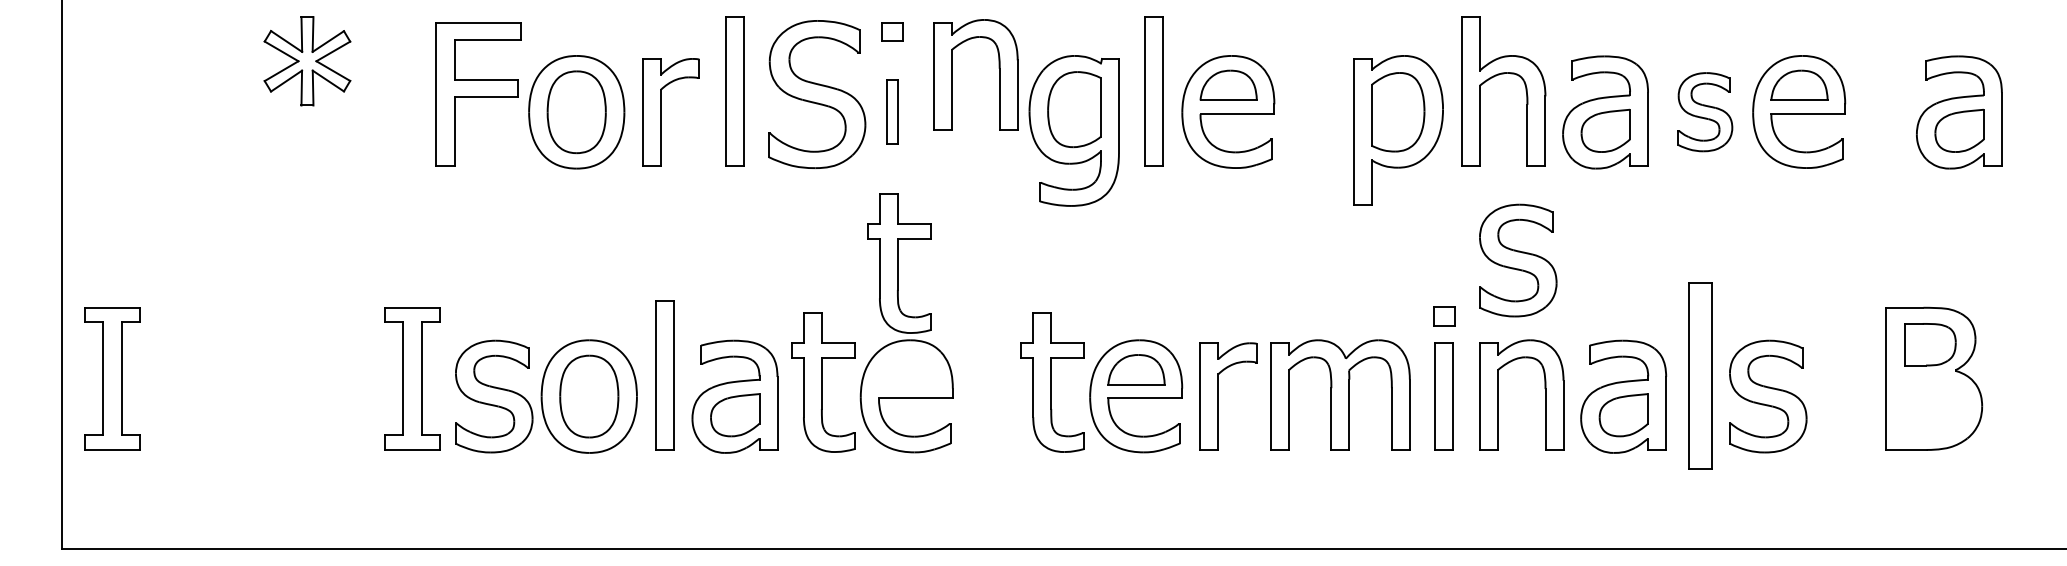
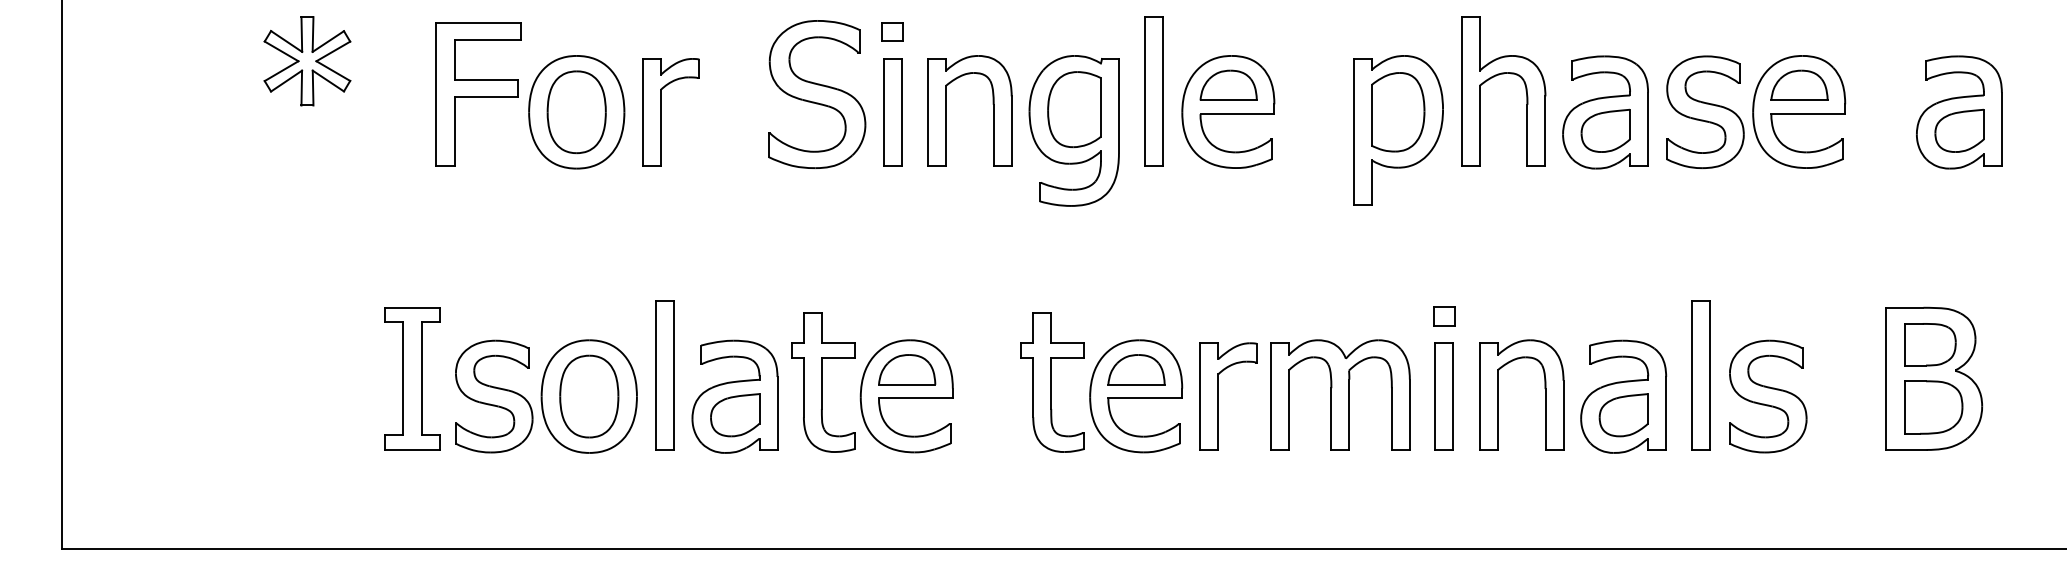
part position: (952, 74) -> (946, 110) (946, 110)
part: present -> none (734, 91)
part size: 13x66 px -> 20x109 px (892, 112)
part size: 57x81 px -> 79x114 px (1705, 111)
part: present -> none (1518, 260)
part: present -> none (899, 263)
part: none -> present (907, 369)
part size: 25x188 px -> 20x151 px (1700, 375)
part: present -> none (112, 378)
part: none -> present (1933, 407)
